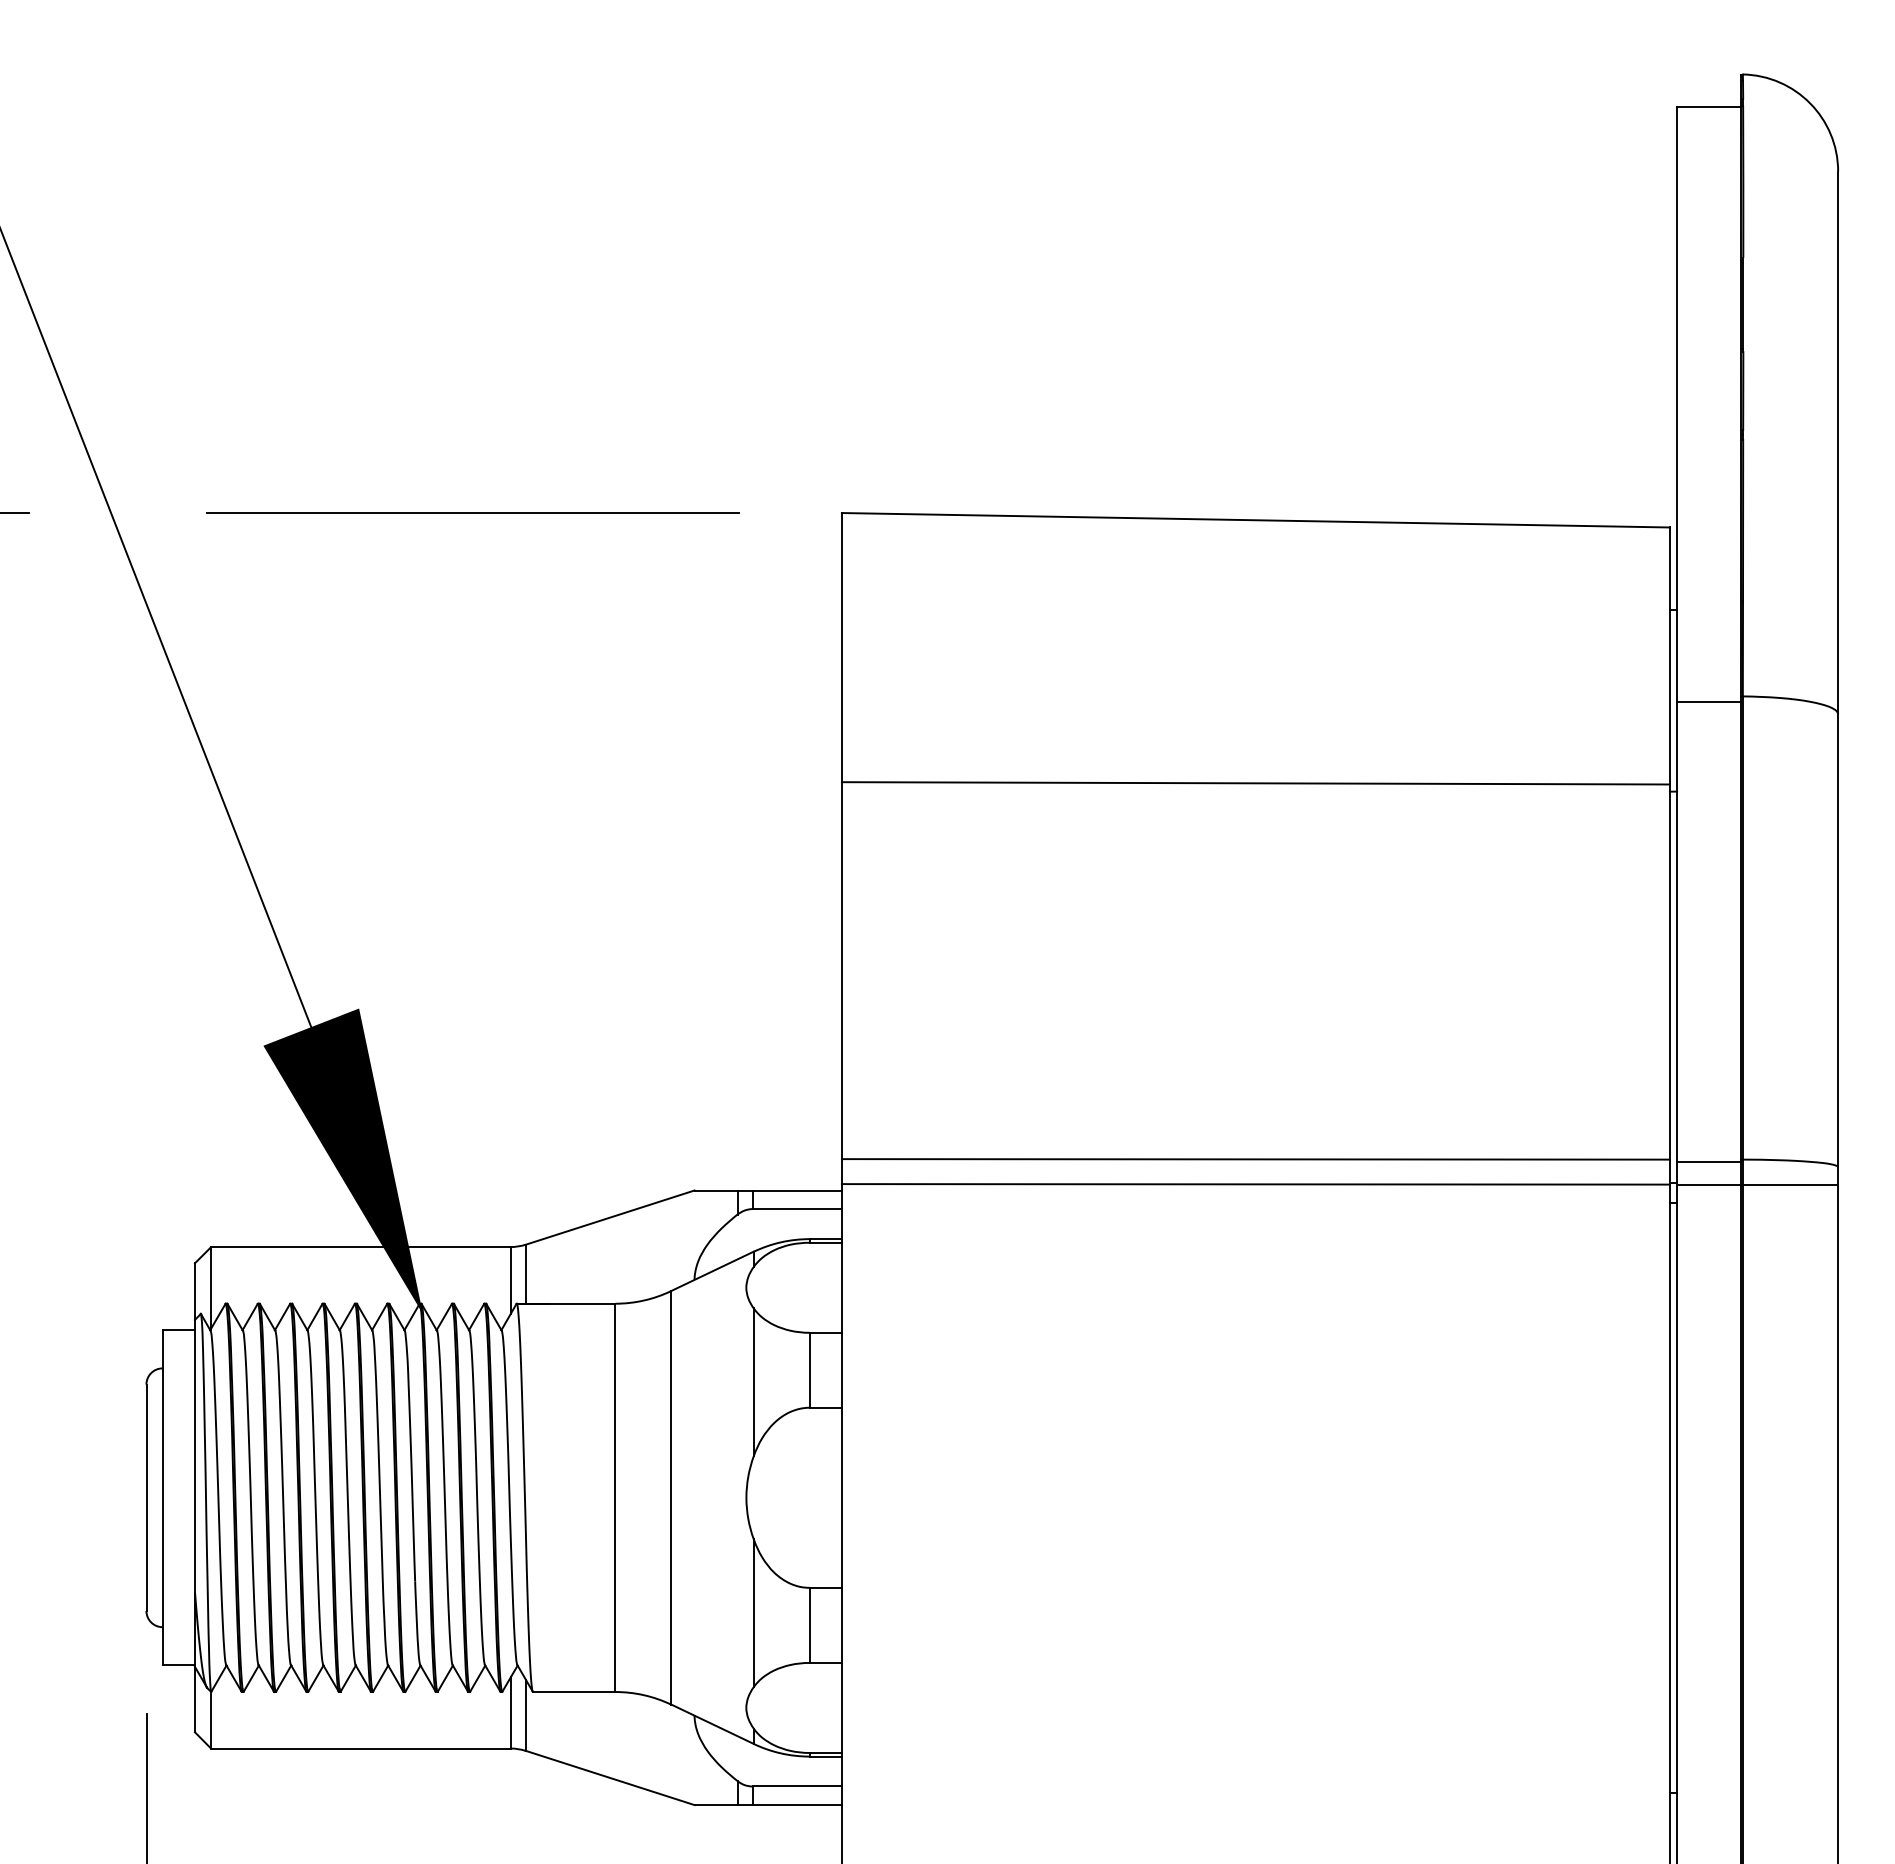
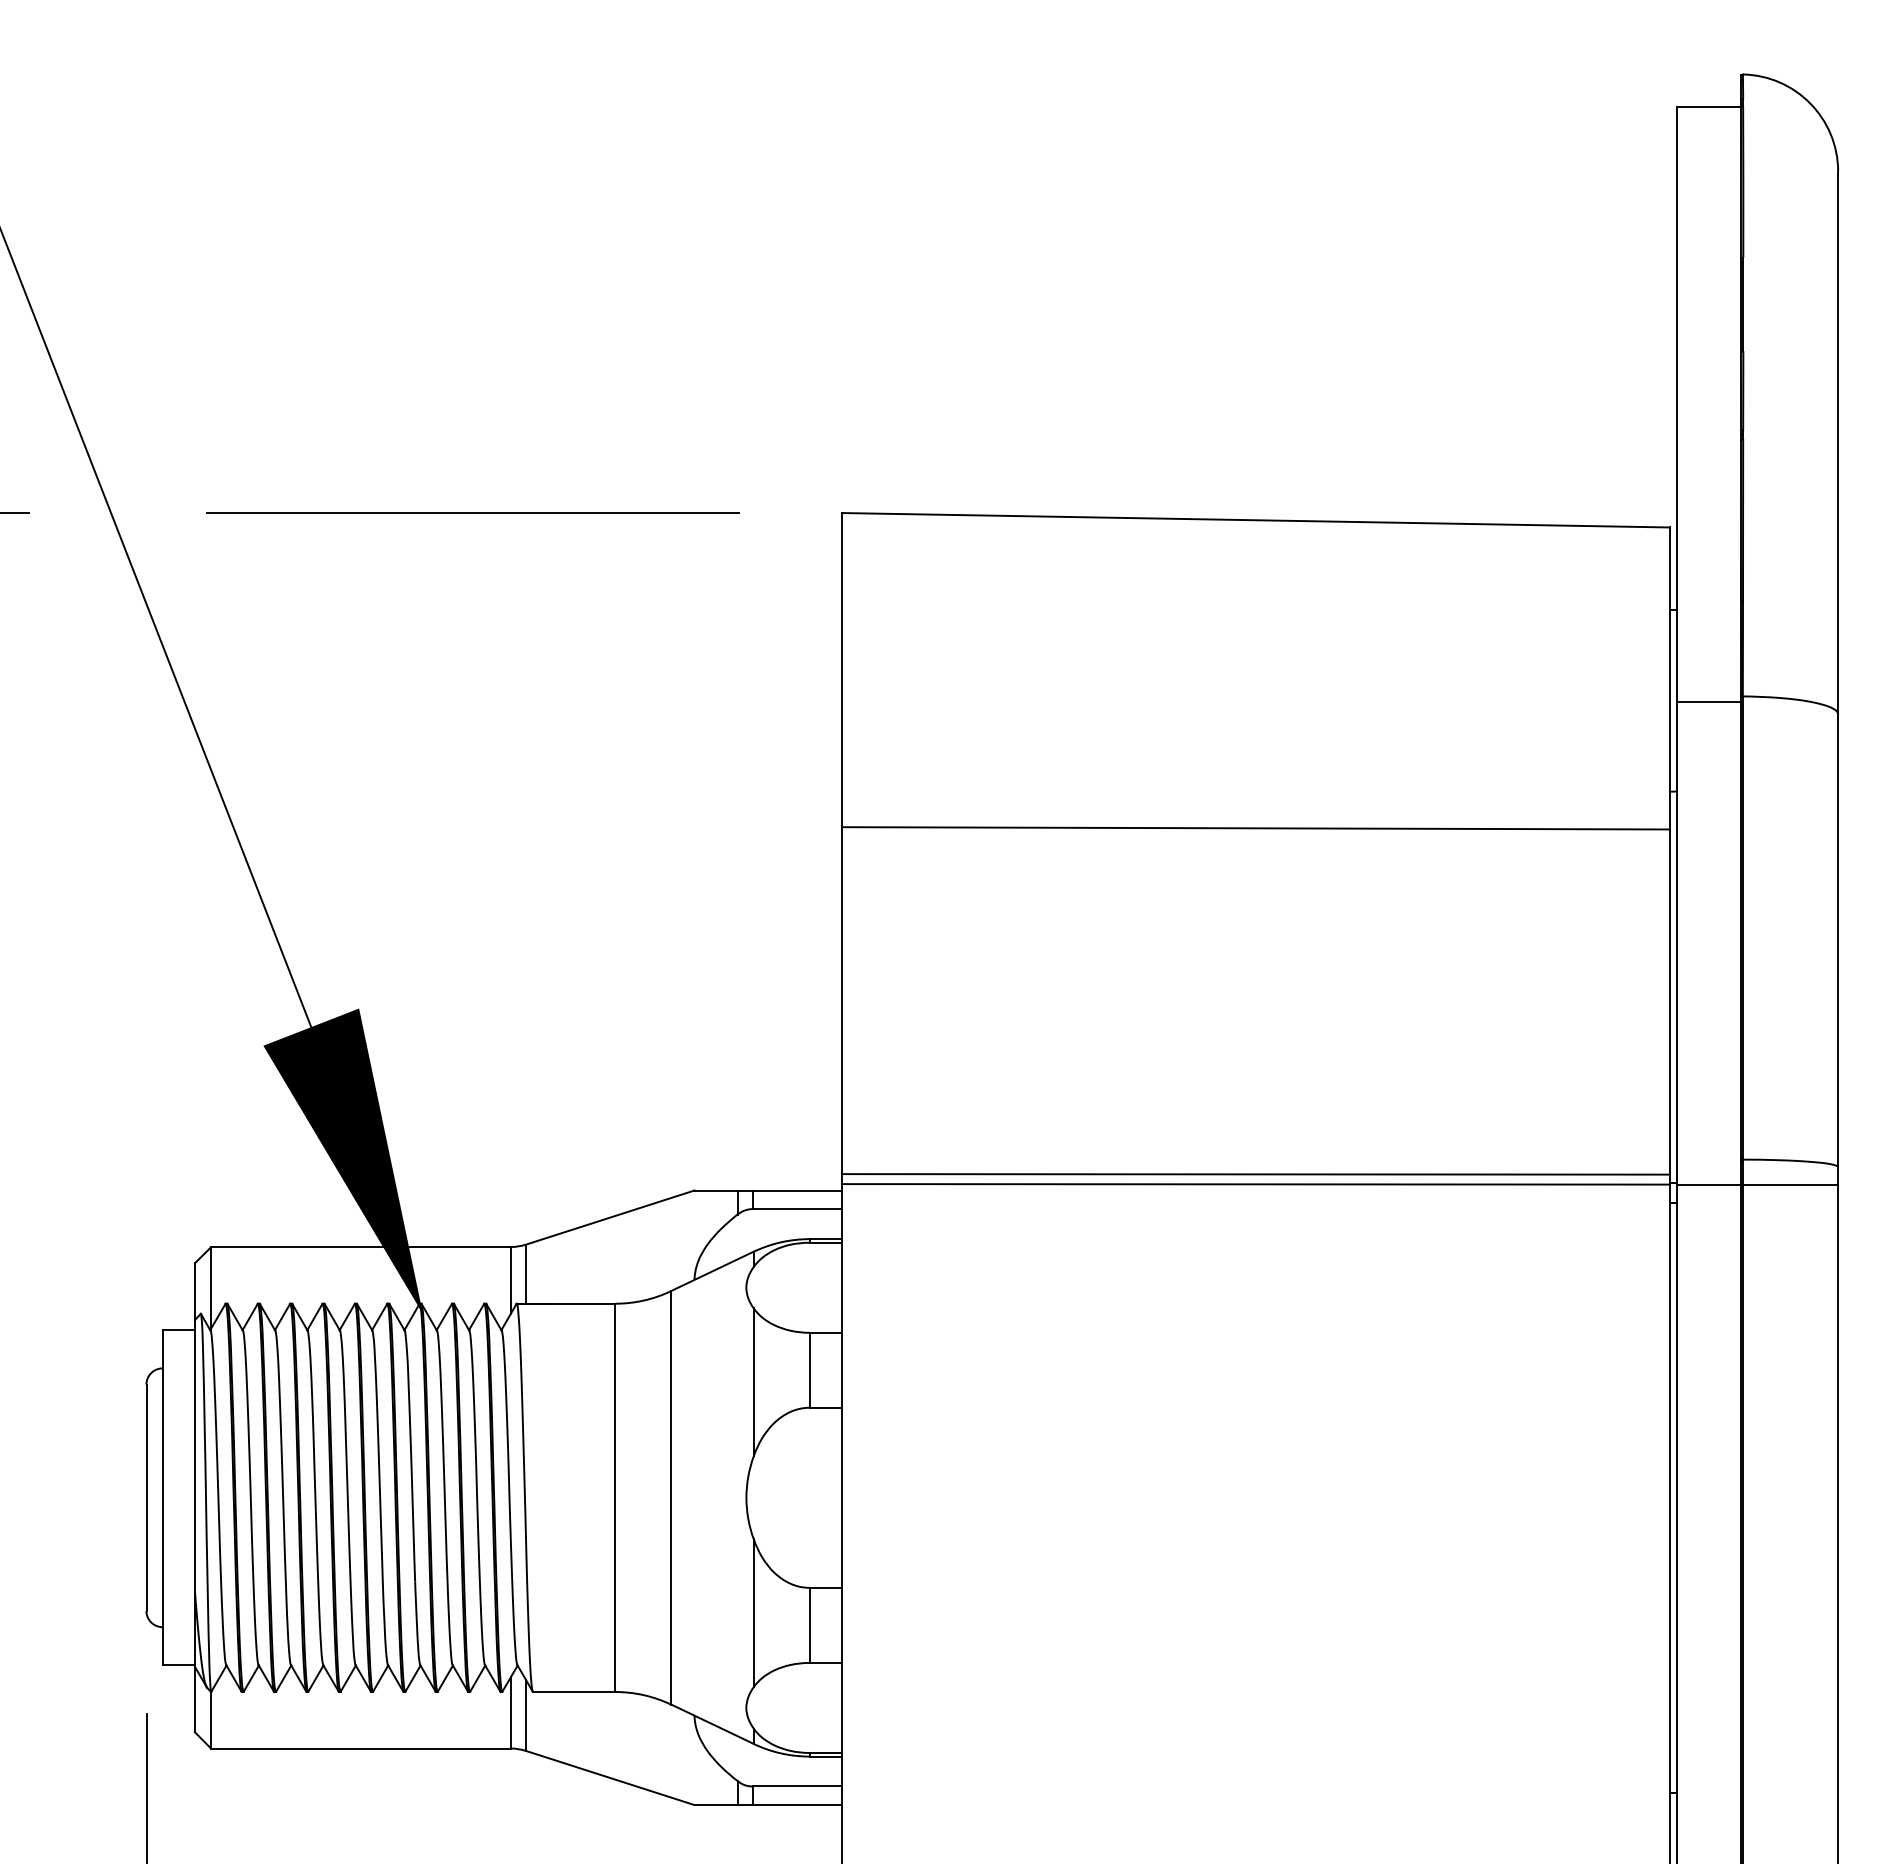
line position: (1255, 783) -> (1255, 828) (1255, 828)
line position: (1255, 1159) -> (1255, 1174) (1255, 1174)
line: present -> none (1709, 1162)
